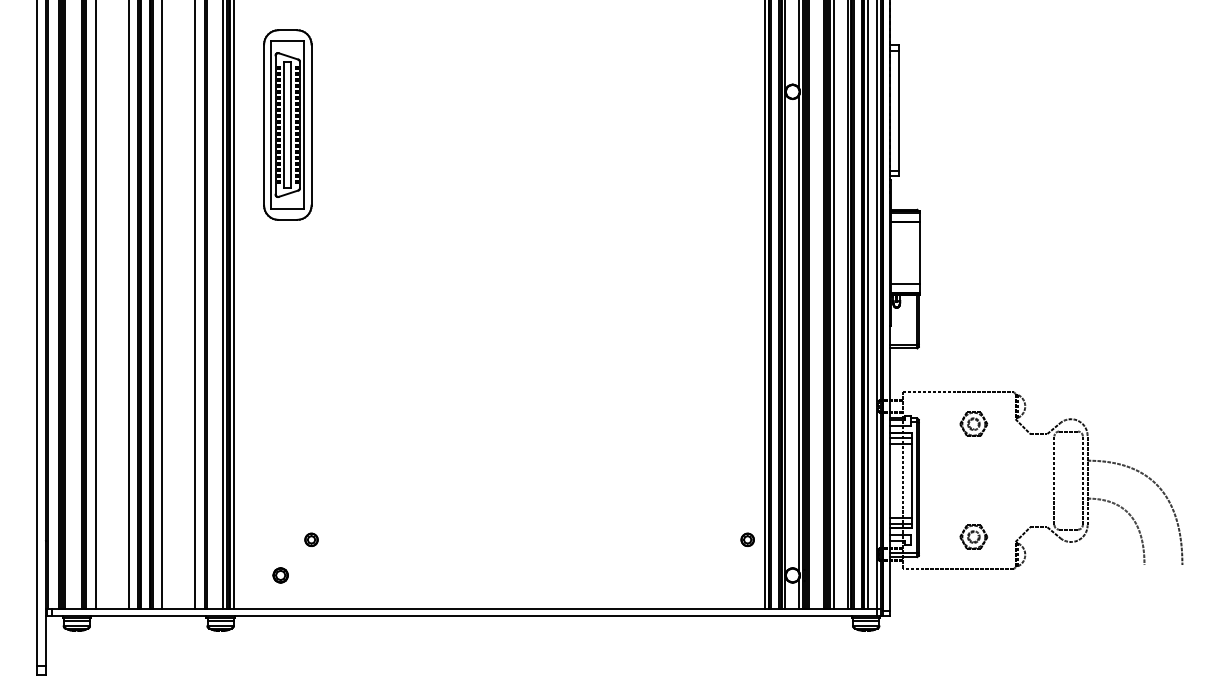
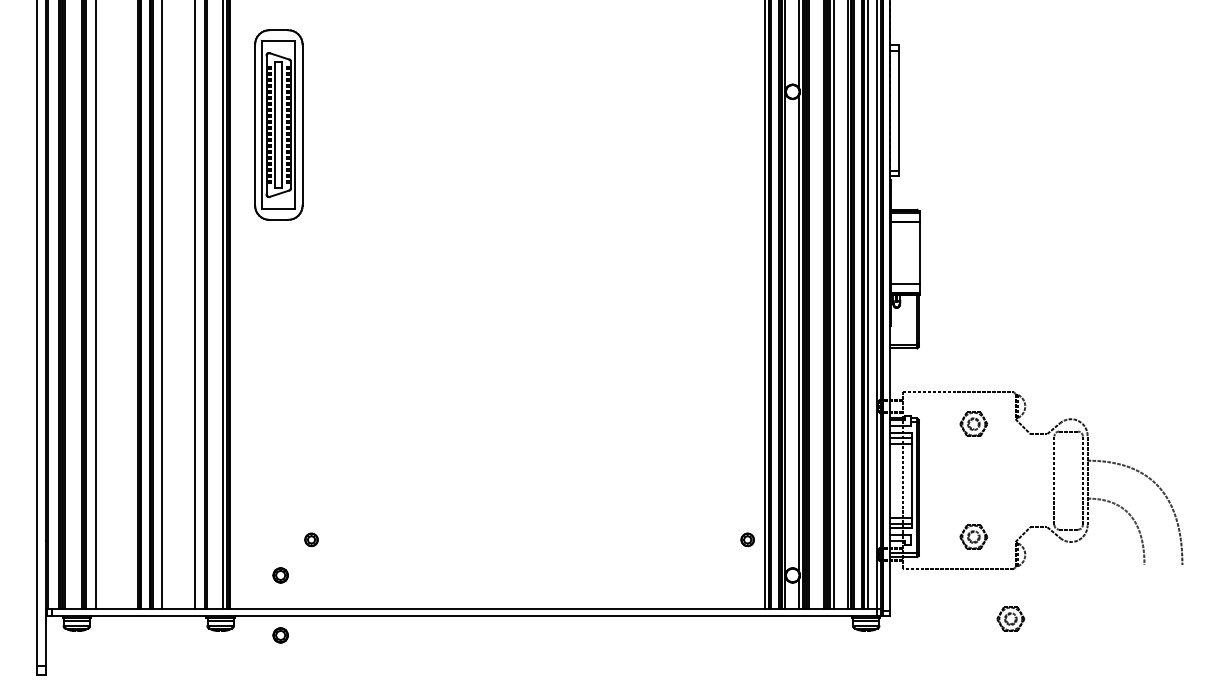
part position: (287, 124) -> (278, 124) (278, 124)
line: present -> none (129, 305)
line: present -> none (234, 305)
part: none -> present (1010, 618)
part: none -> present (280, 635)
